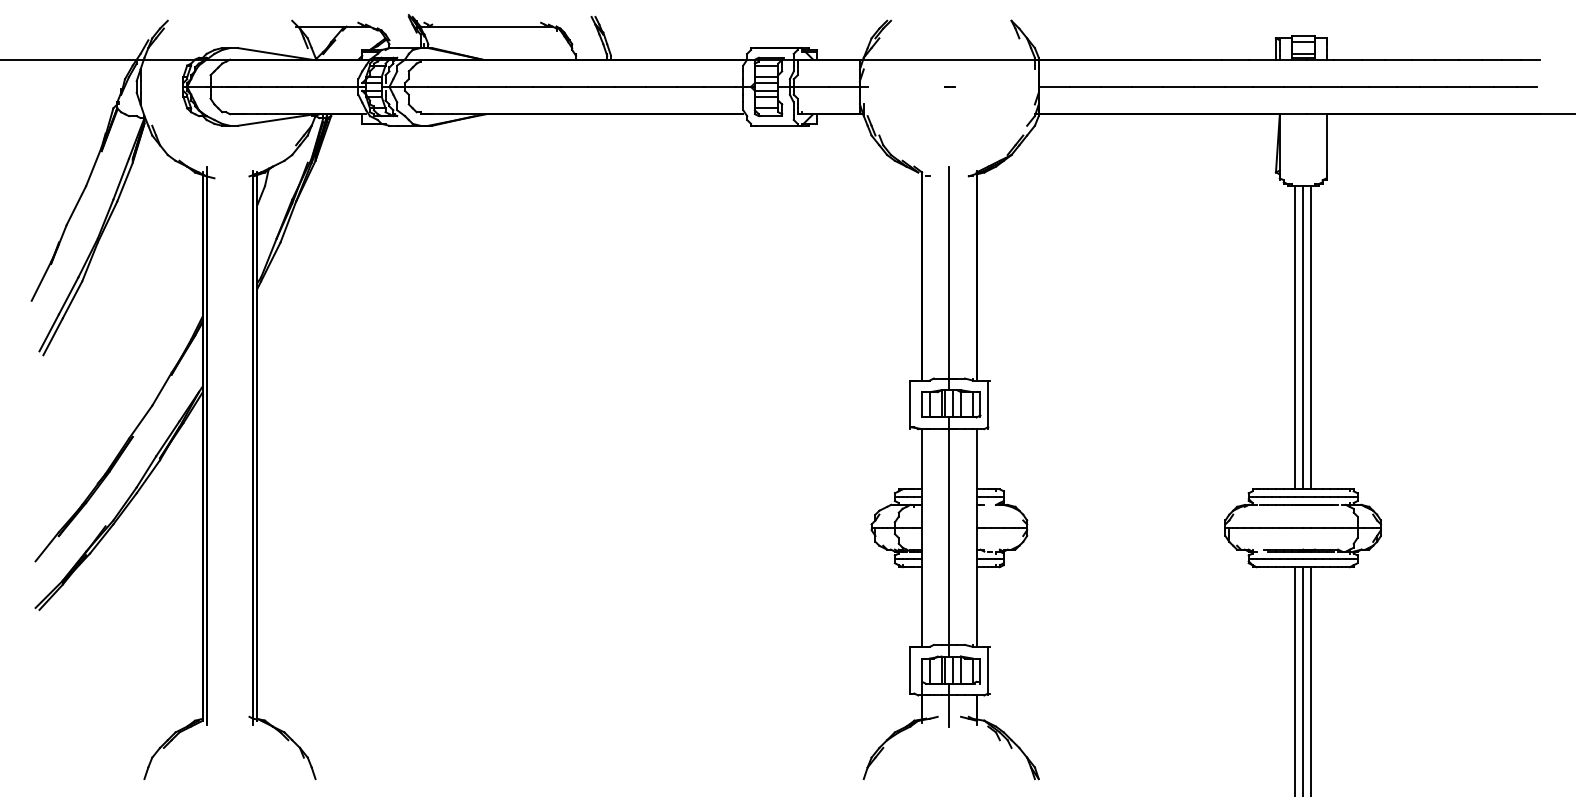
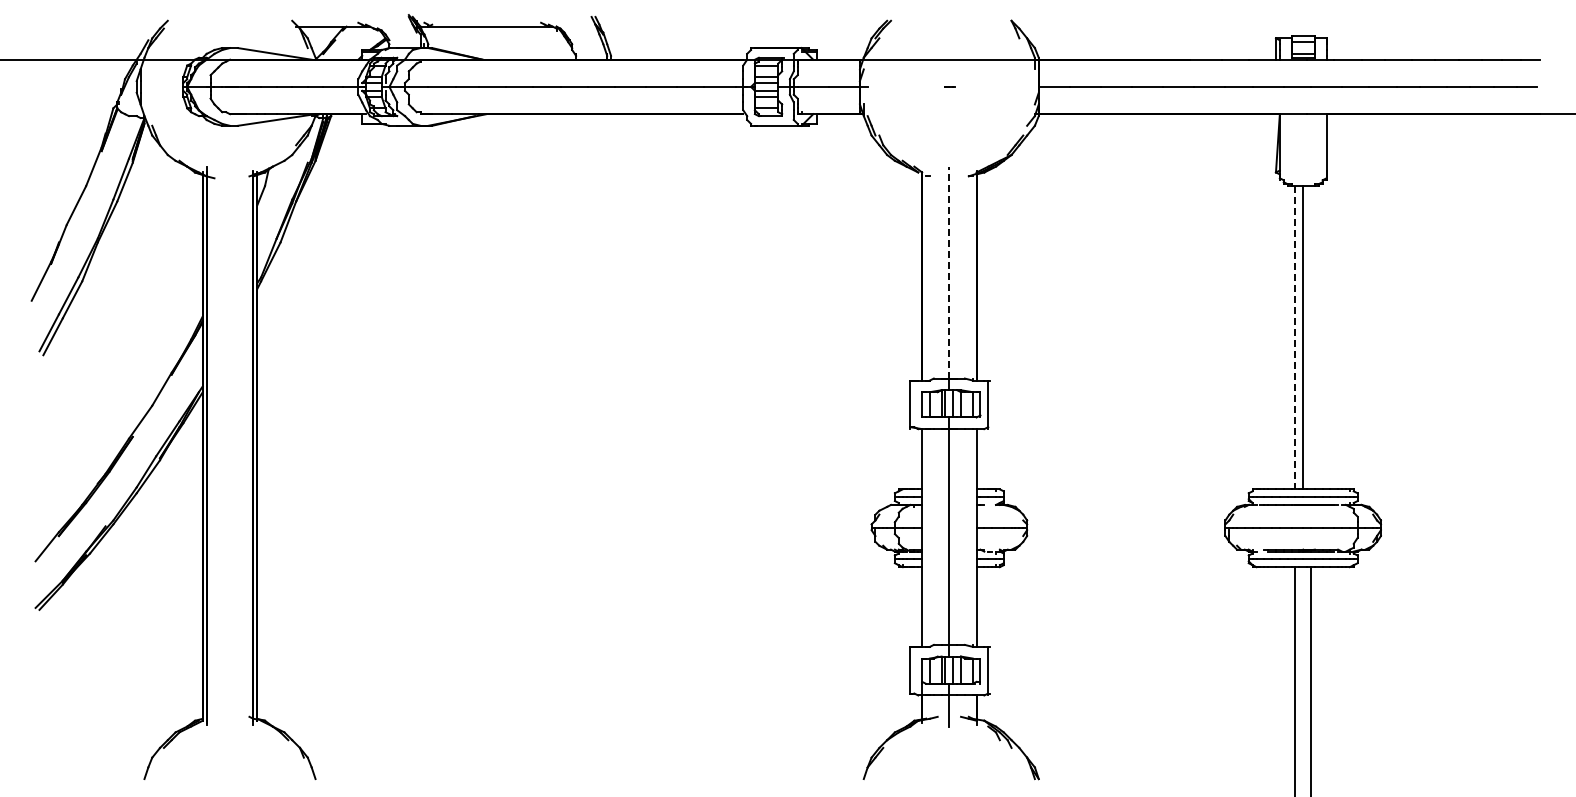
line: solid -> dashed (949, 272)
line: solid -> dashed (1295, 337)
line: present -> none (1310, 337)
line: present -> none (1303, 680)
